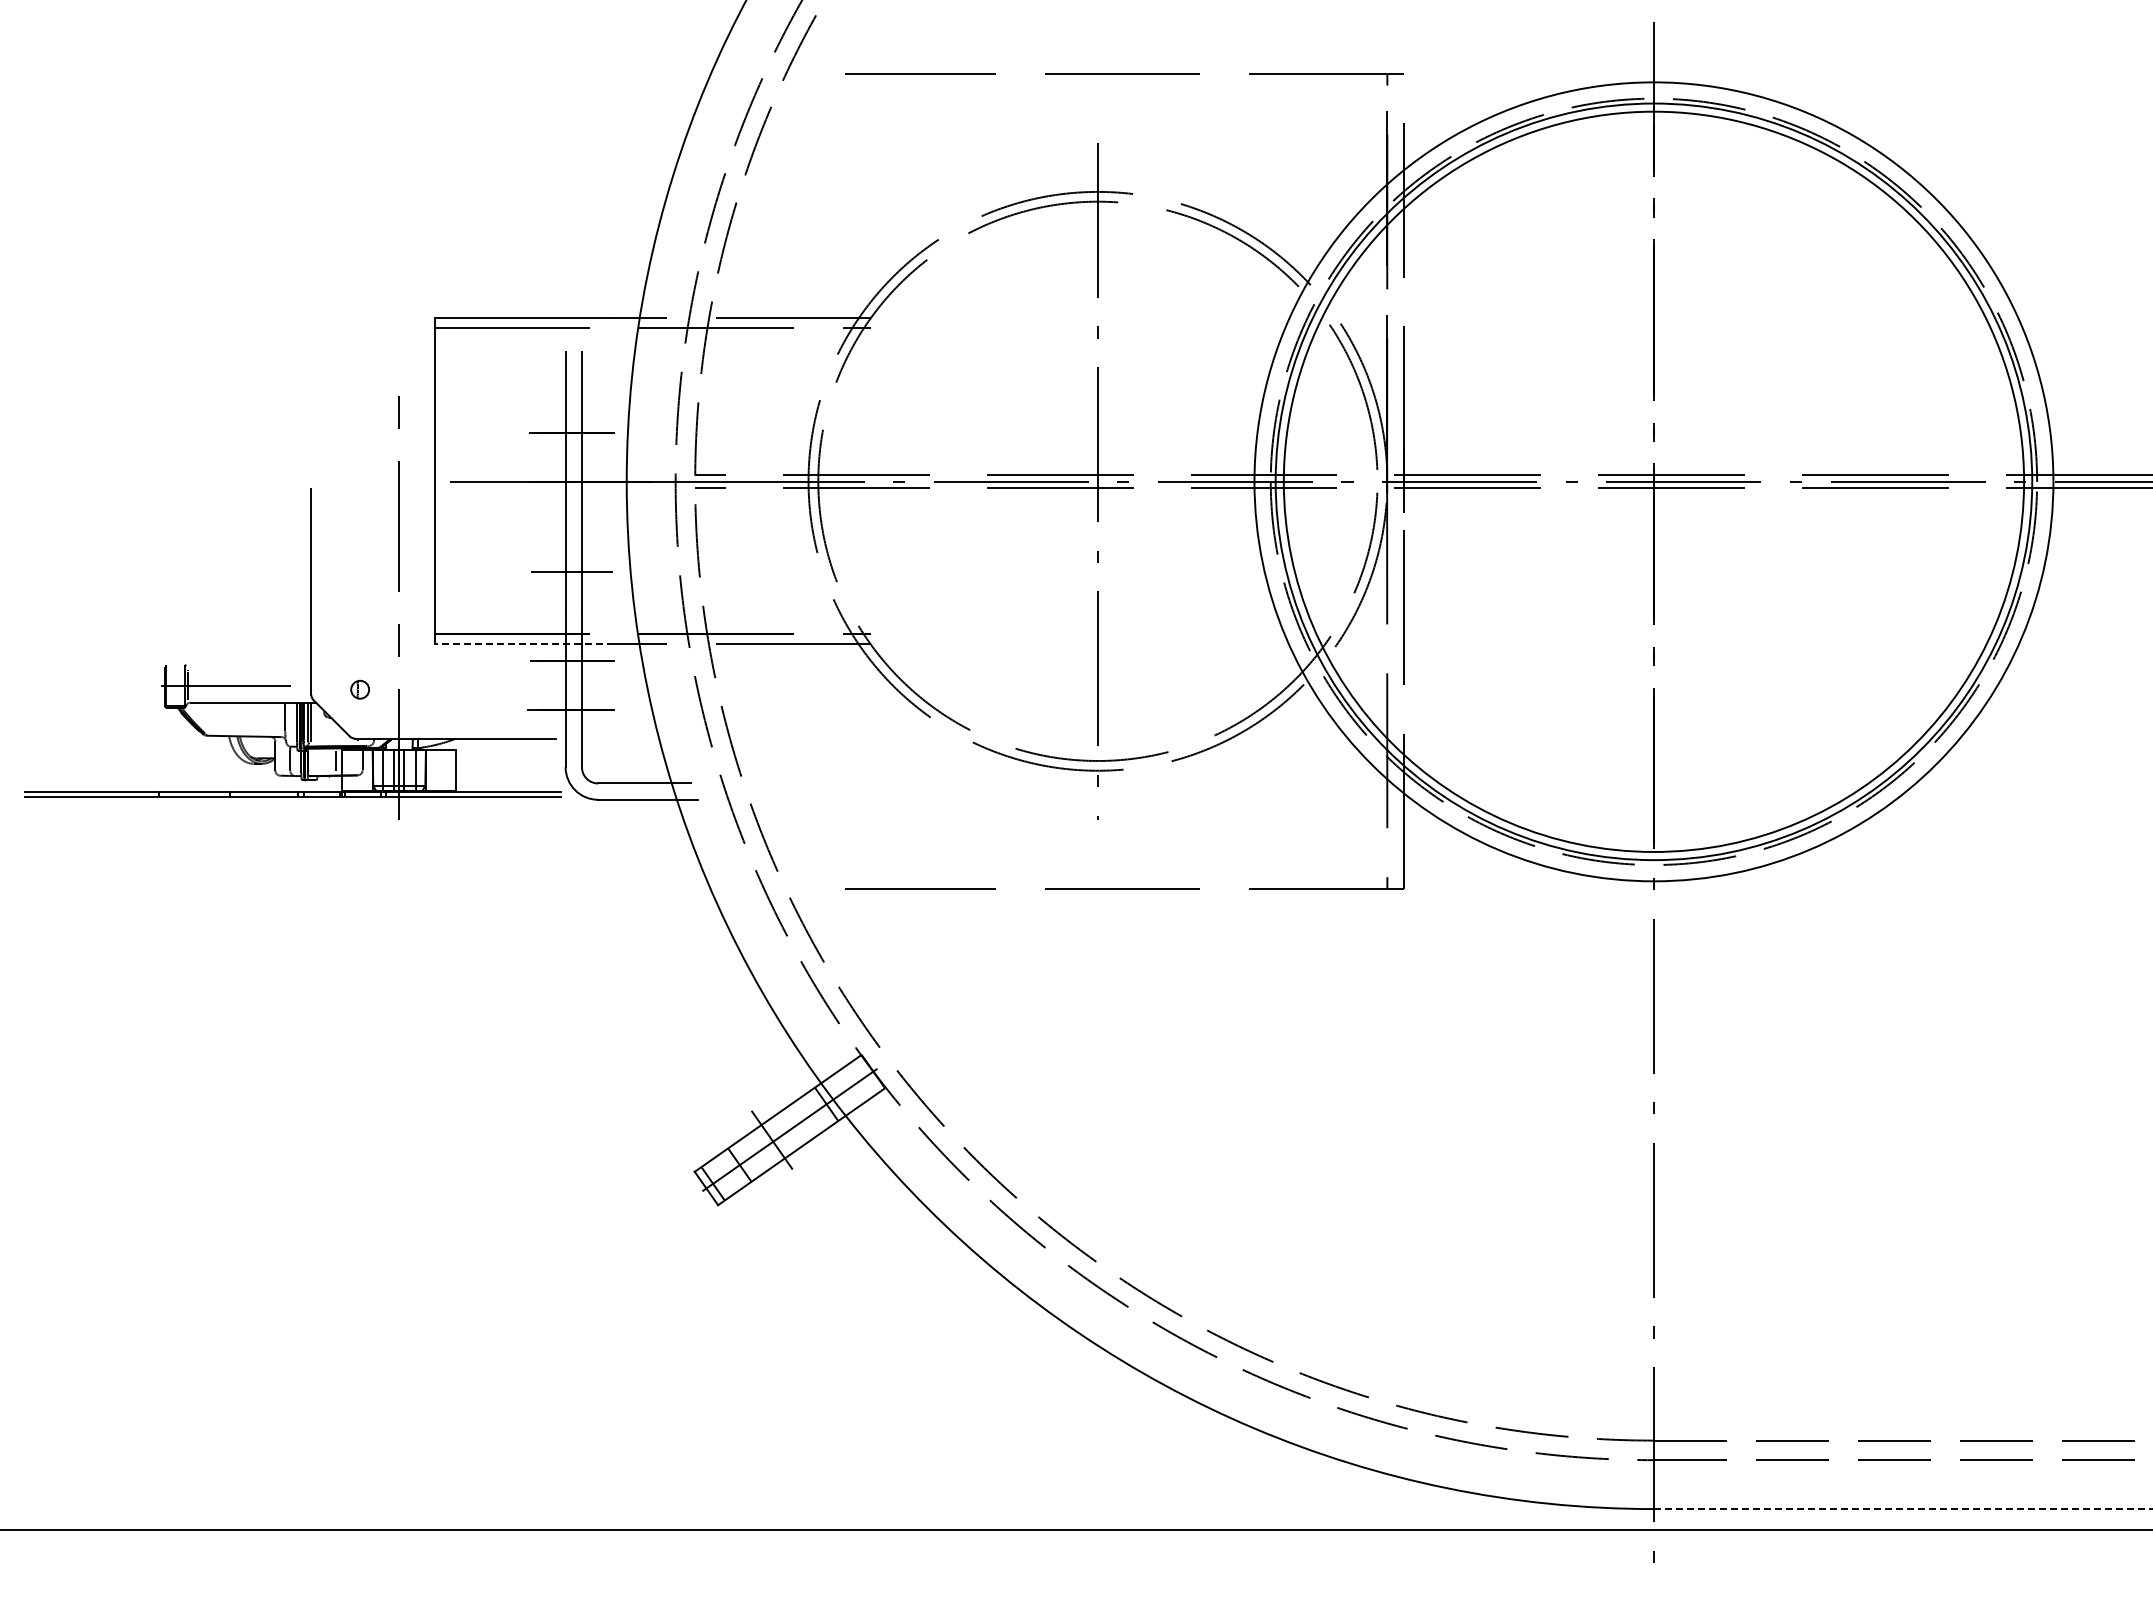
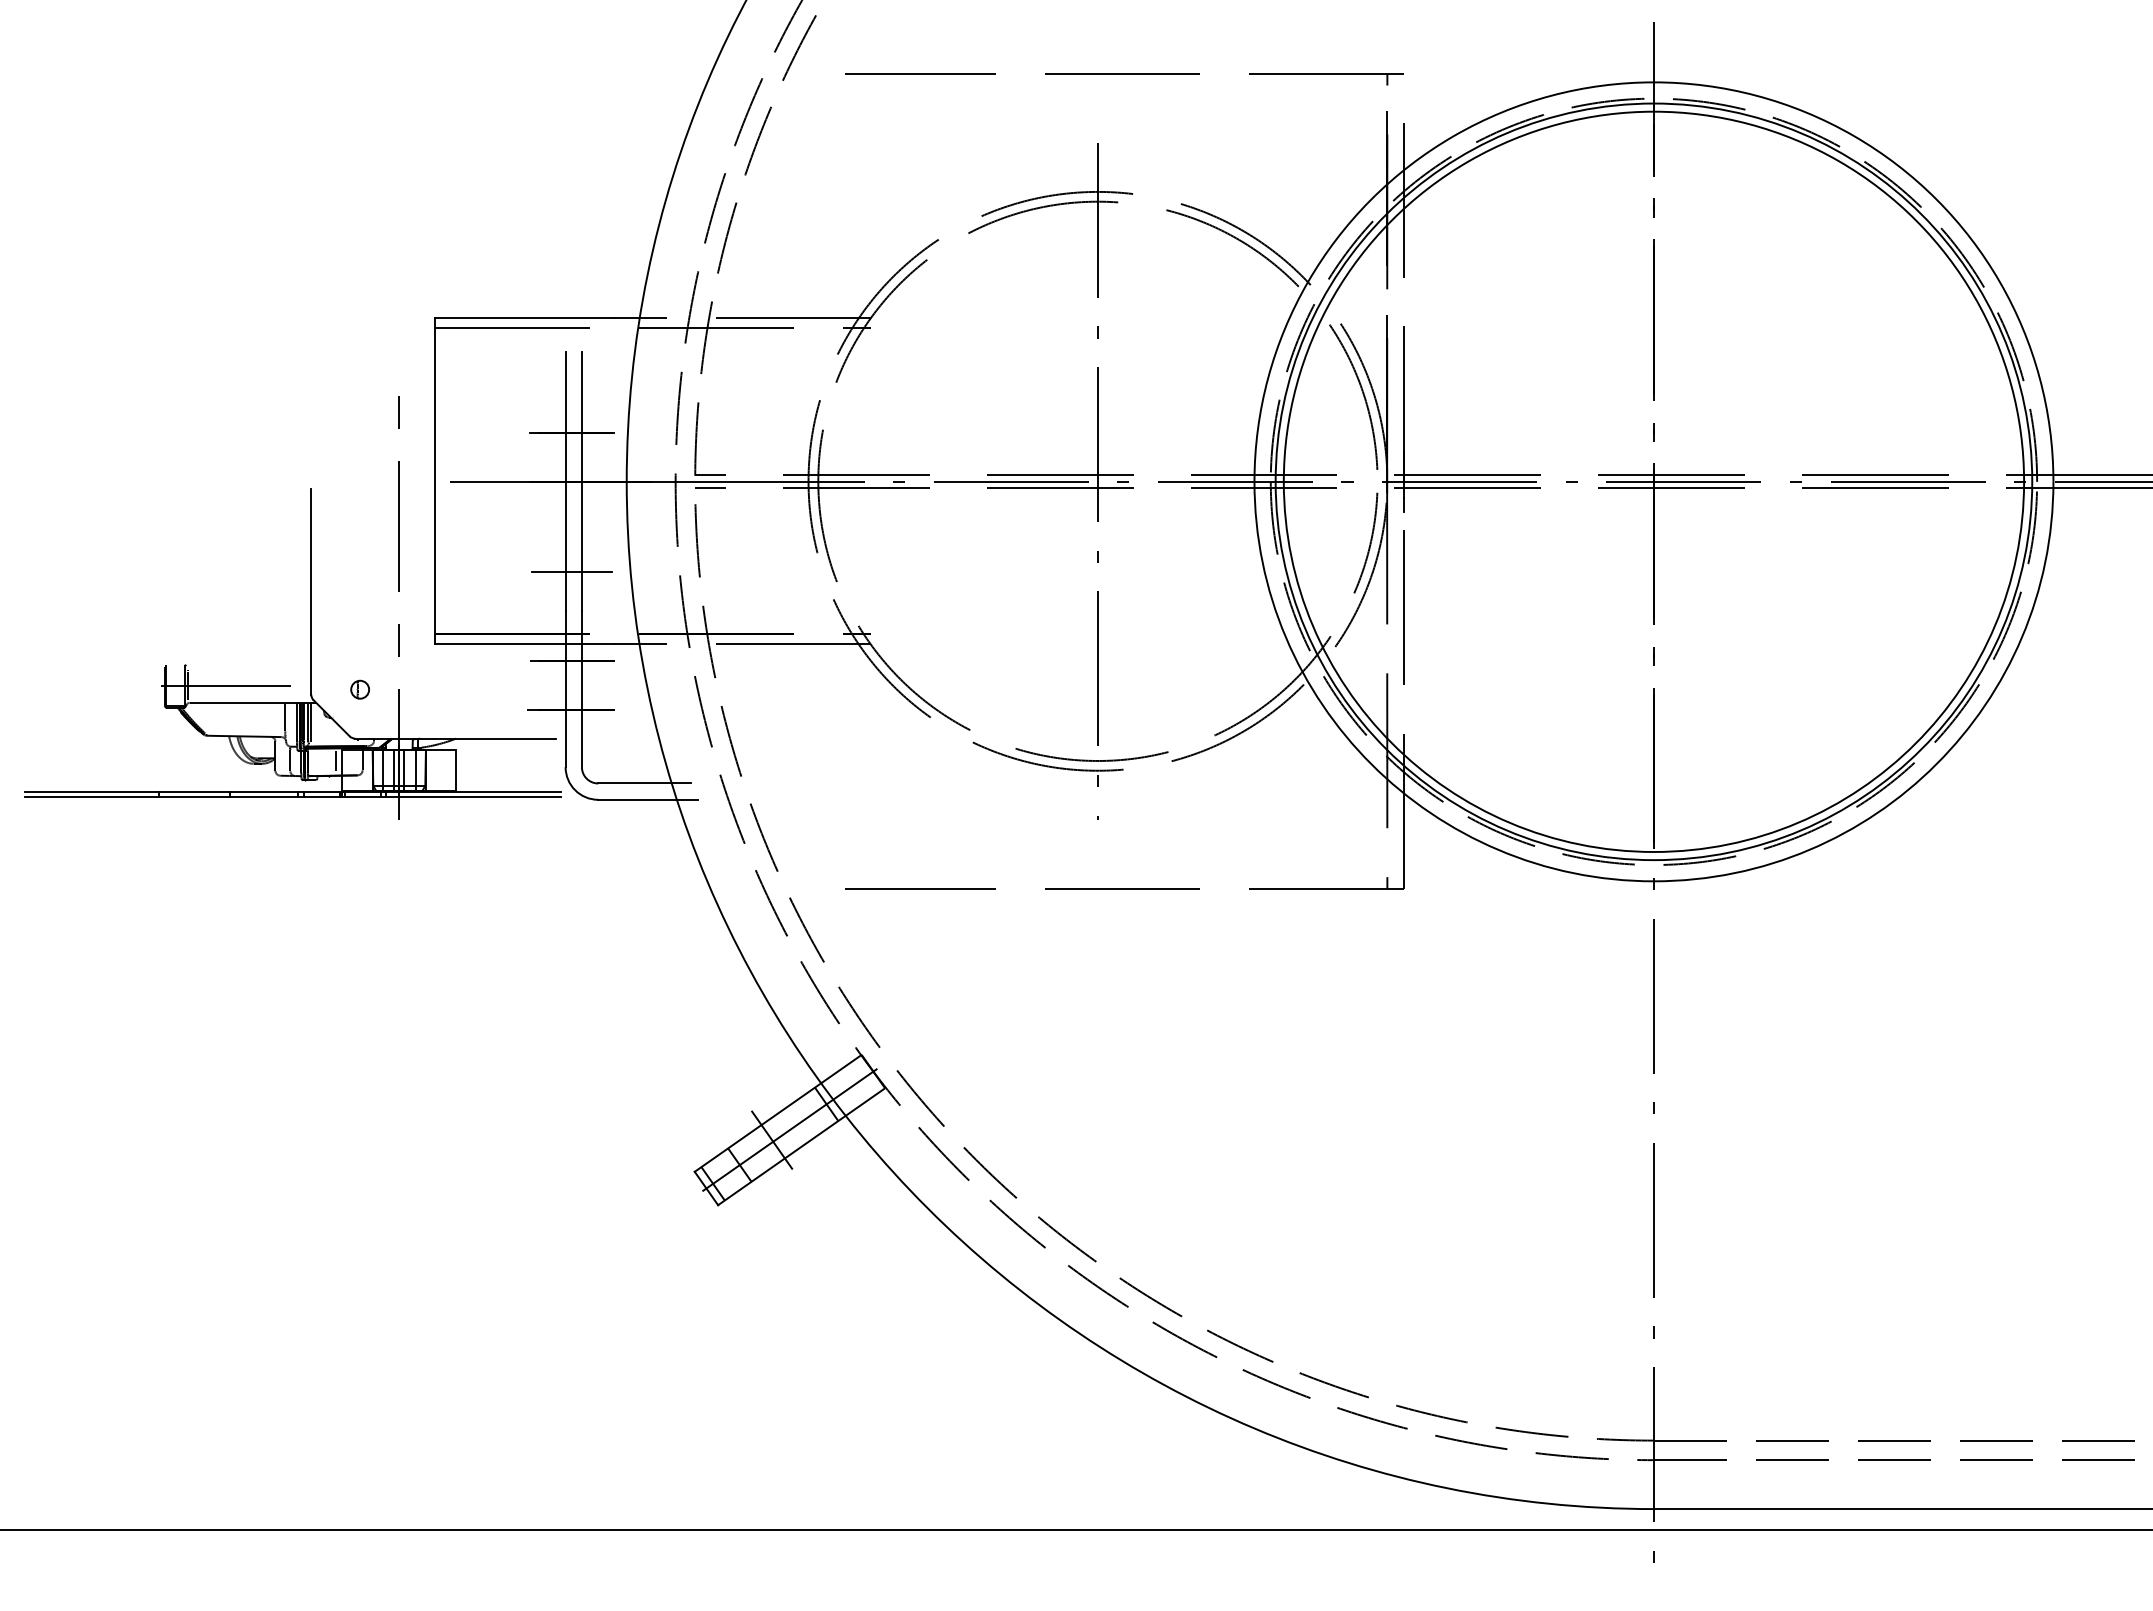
line: dashed -> solid (524, 644)
line: dashed -> solid (1903, 1509)
